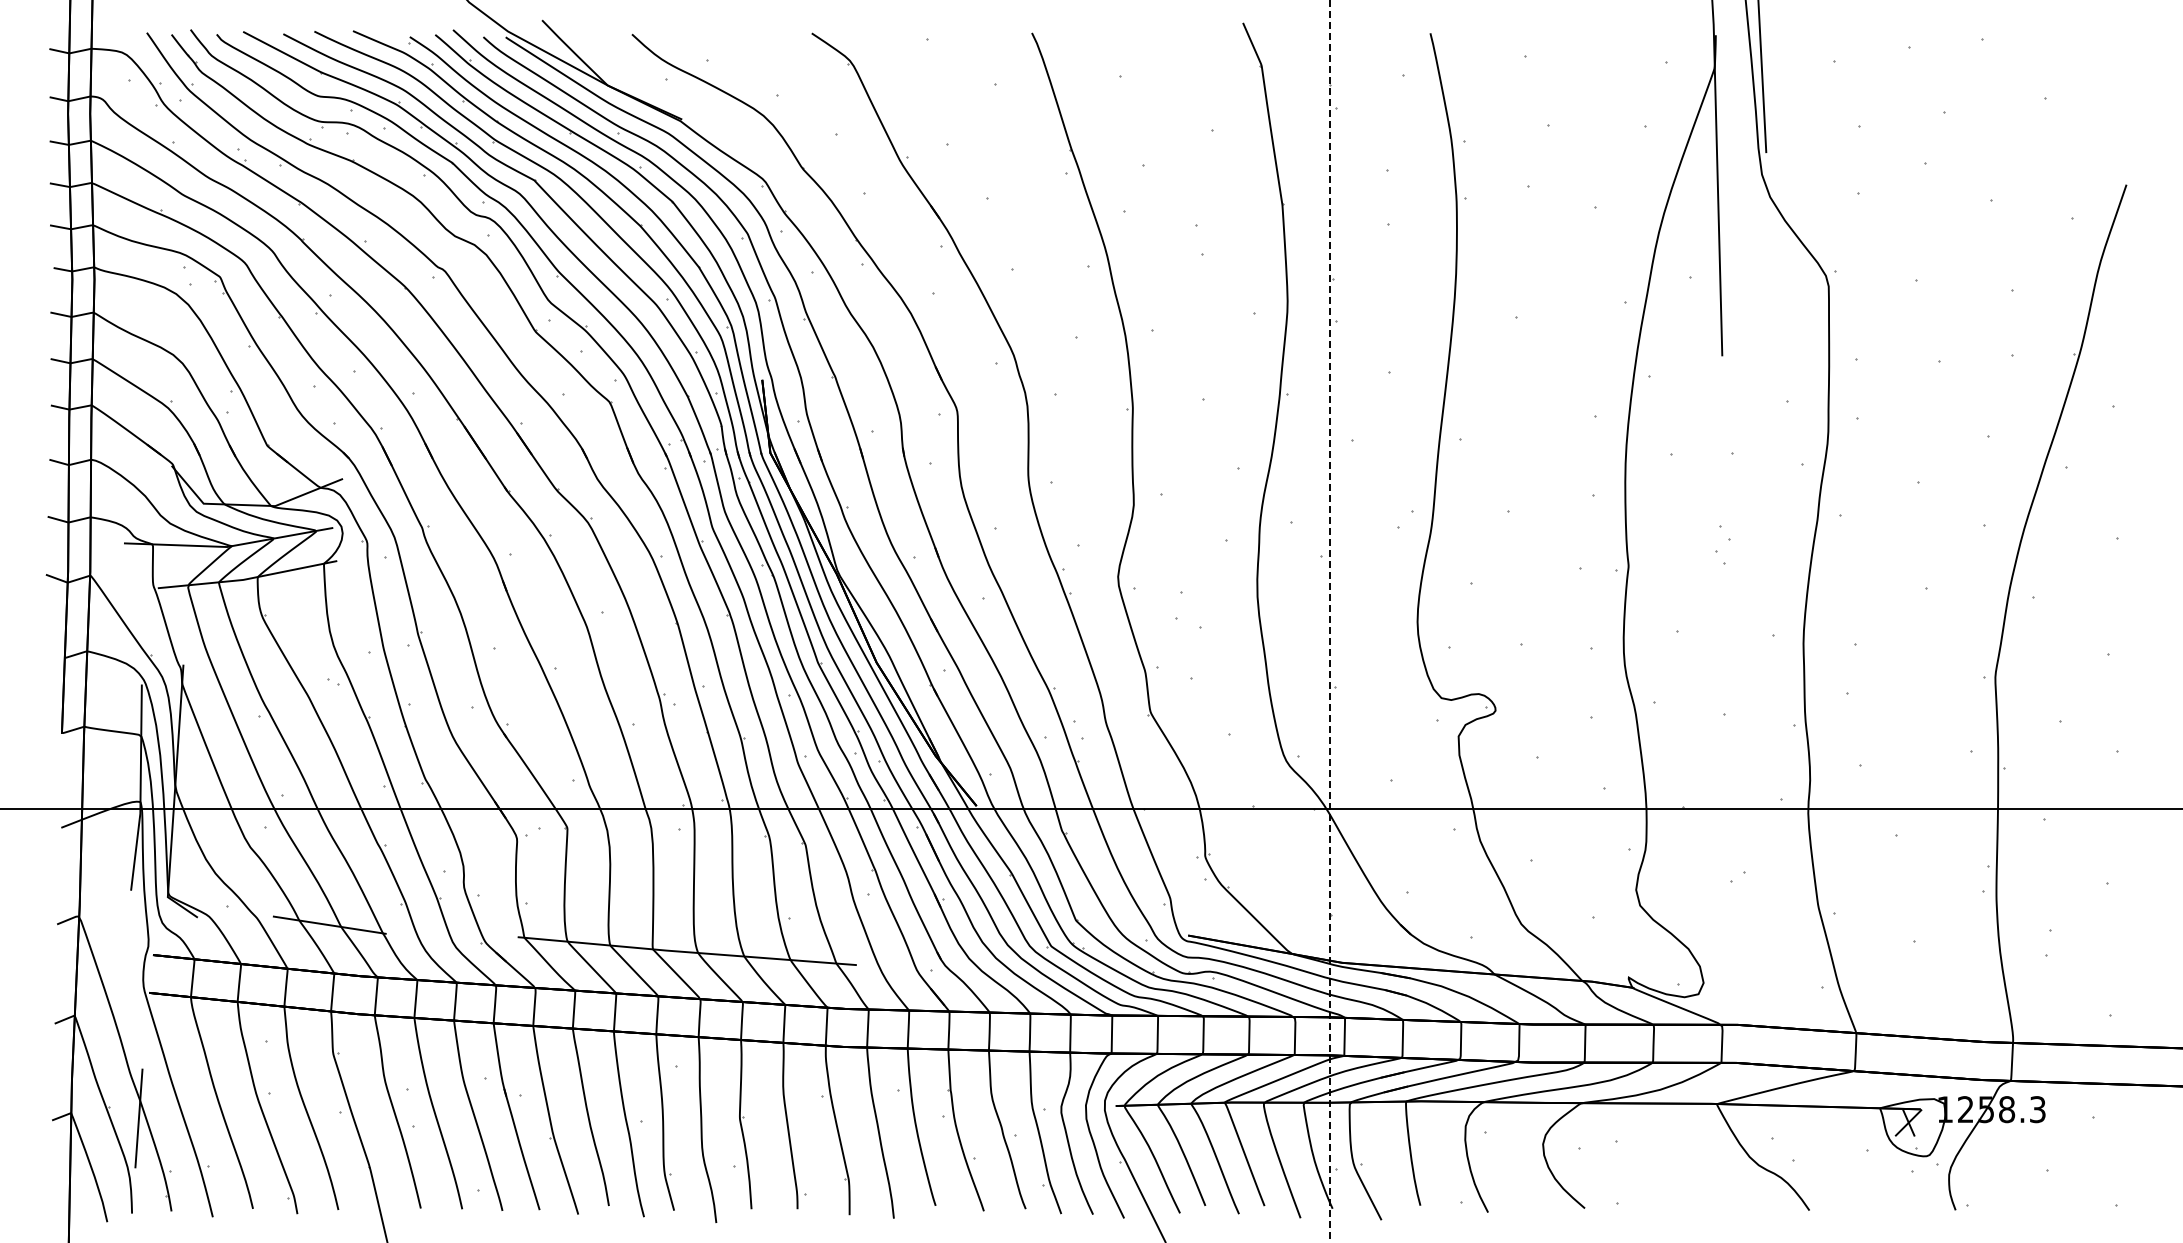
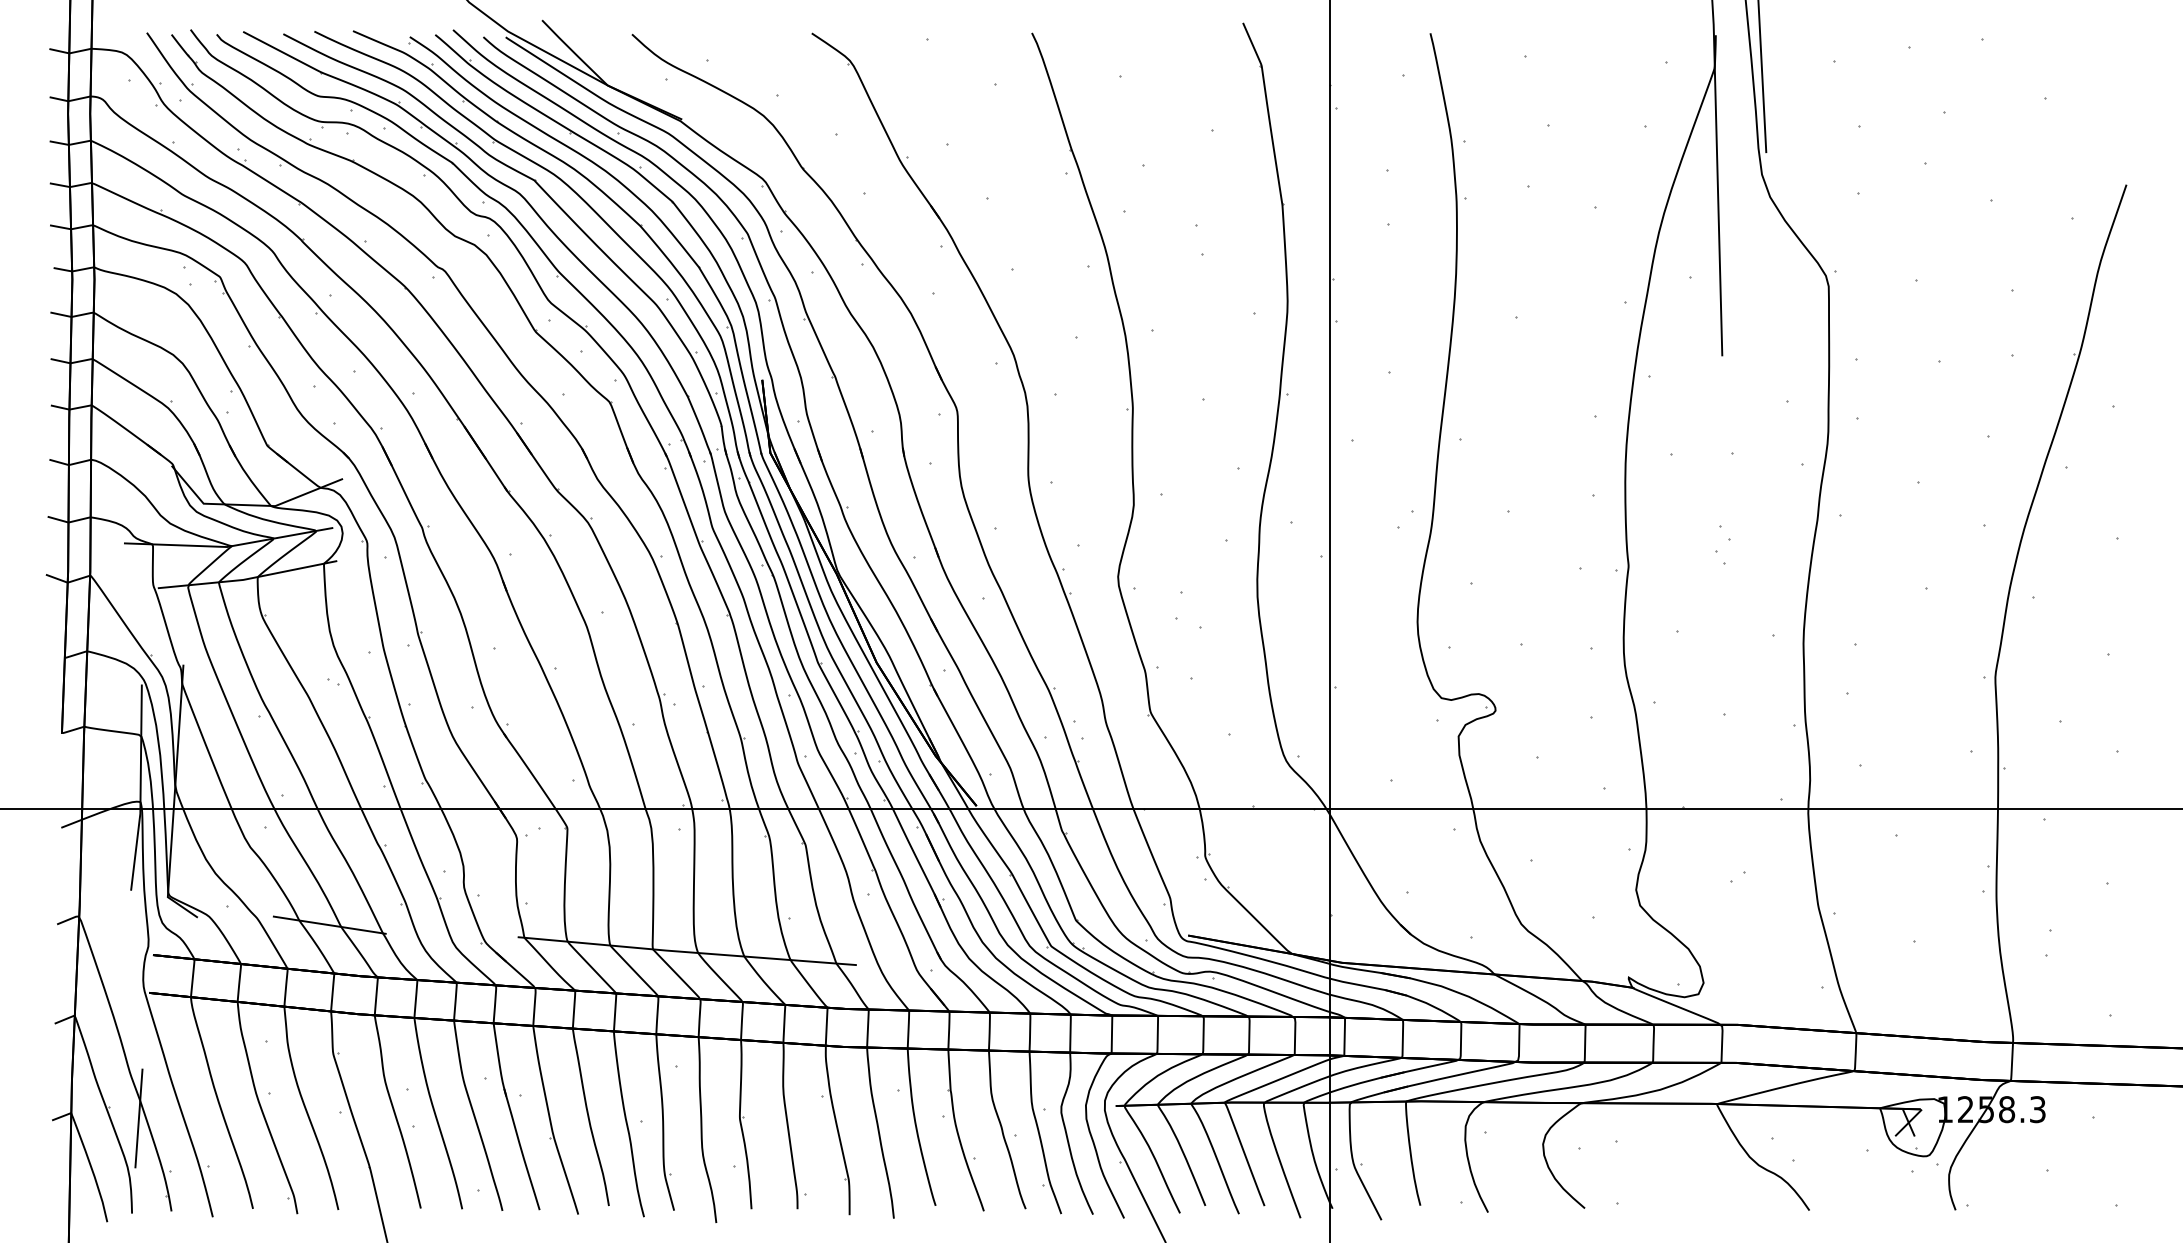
line: dashed -> solid (1329, 620)
